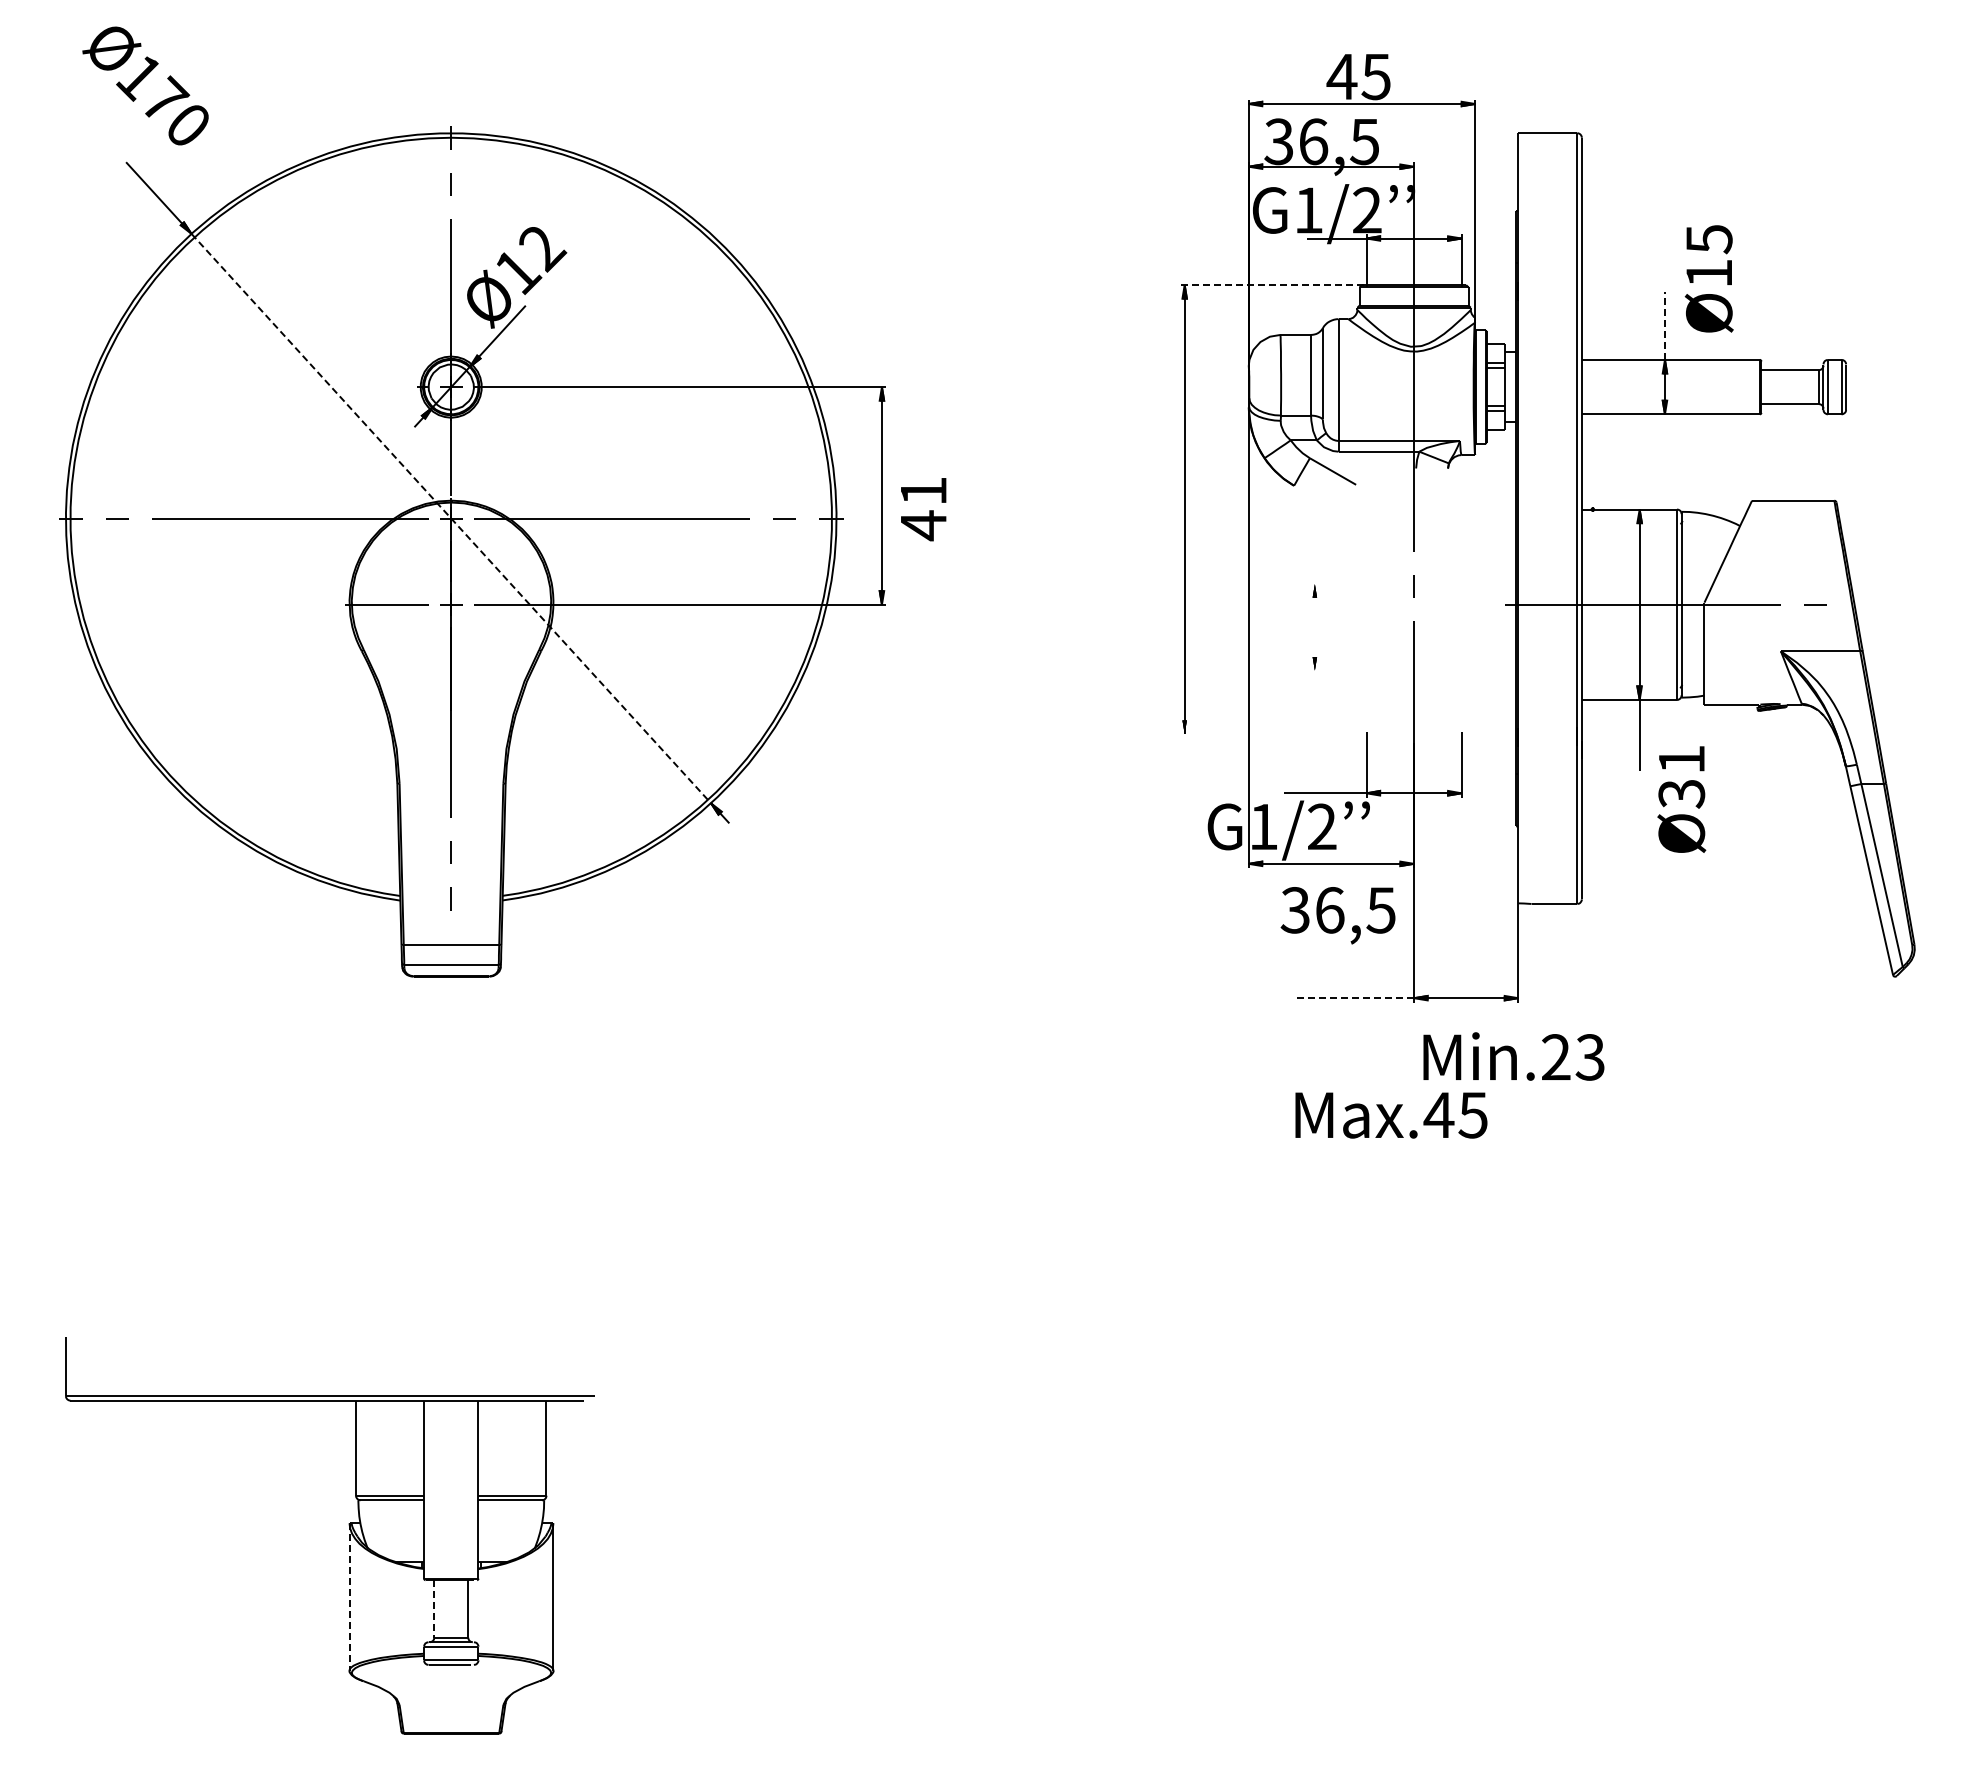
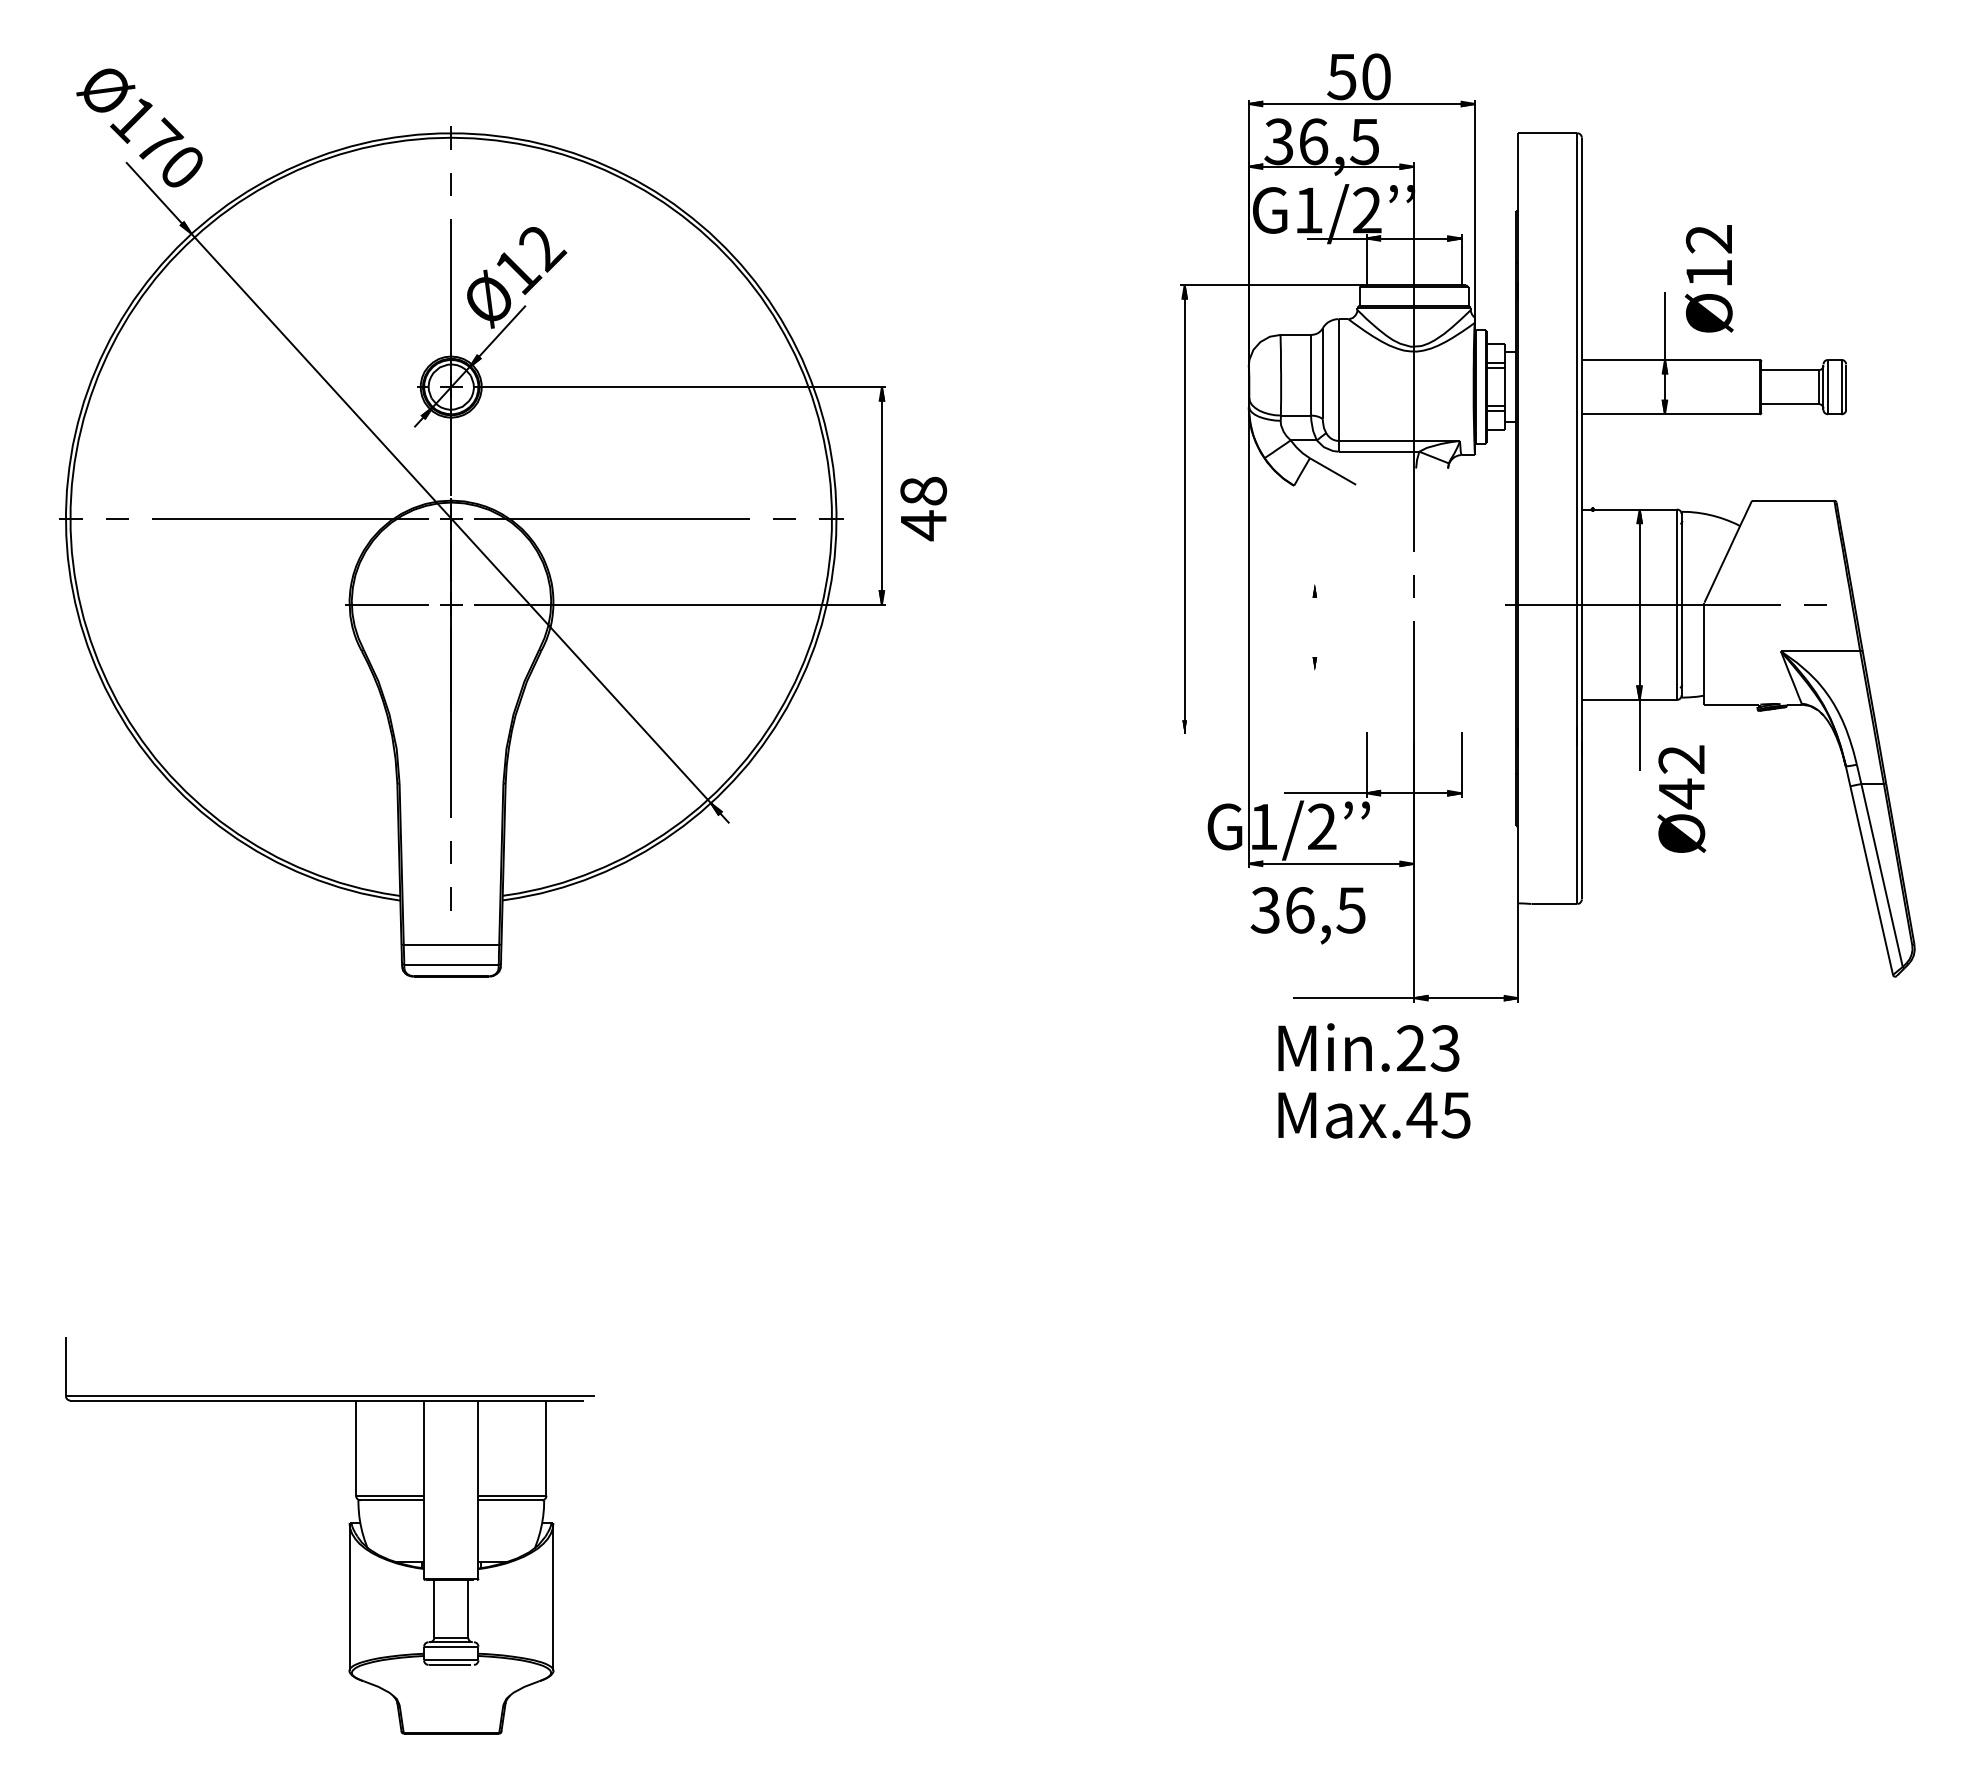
text: 45 -> 50 (1358, 76)
text position: (145, 85) -> (139, 127) (139, 127)
text: Ø15 -> Ø12 (1708, 239)
line: dashed -> solid (1271, 285)
line: dashed -> solid (1664, 326)
text: 41 -> 48 (923, 490)
line: dashed -> solid (451, 518)
text: Ø31 -> Ø42 (1681, 777)
text position: (1337, 915) -> (1307, 915) (1307, 915)
line: dashed -> solid (1353, 998)
text position: (1513, 1056) -> (1368, 1047) (1368, 1047)
text position: (1391, 1115) -> (1374, 1115) (1374, 1115)
line: dashed -> solid (349, 1596)
line: dashed -> solid (434, 1608)
